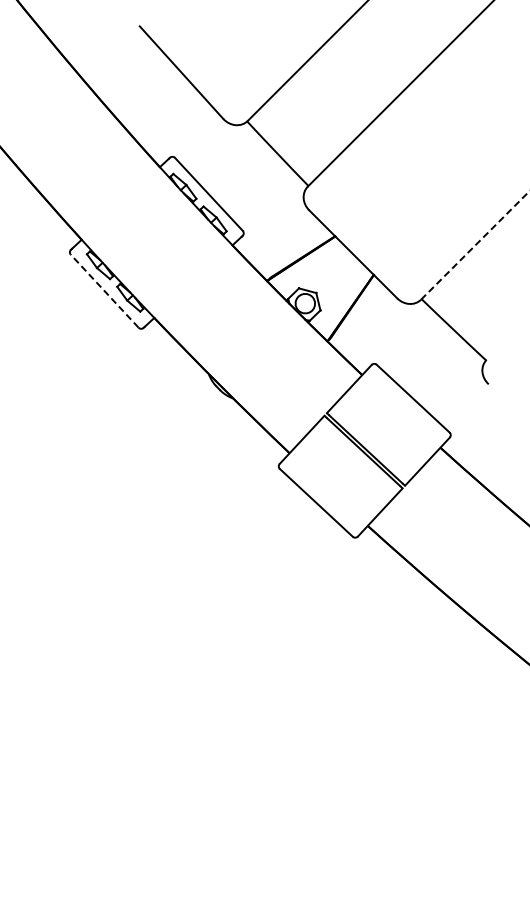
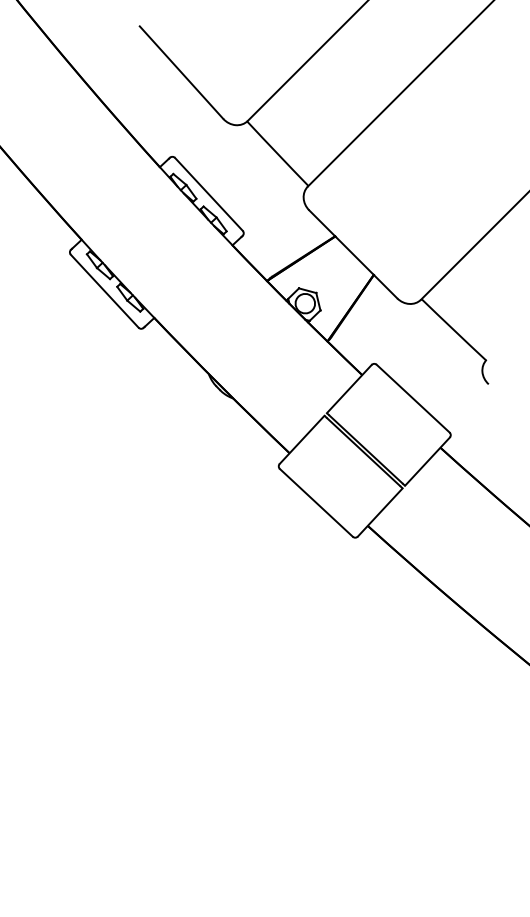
line: dashed -> solid (475, 245)
line: dashed -> solid (104, 291)
